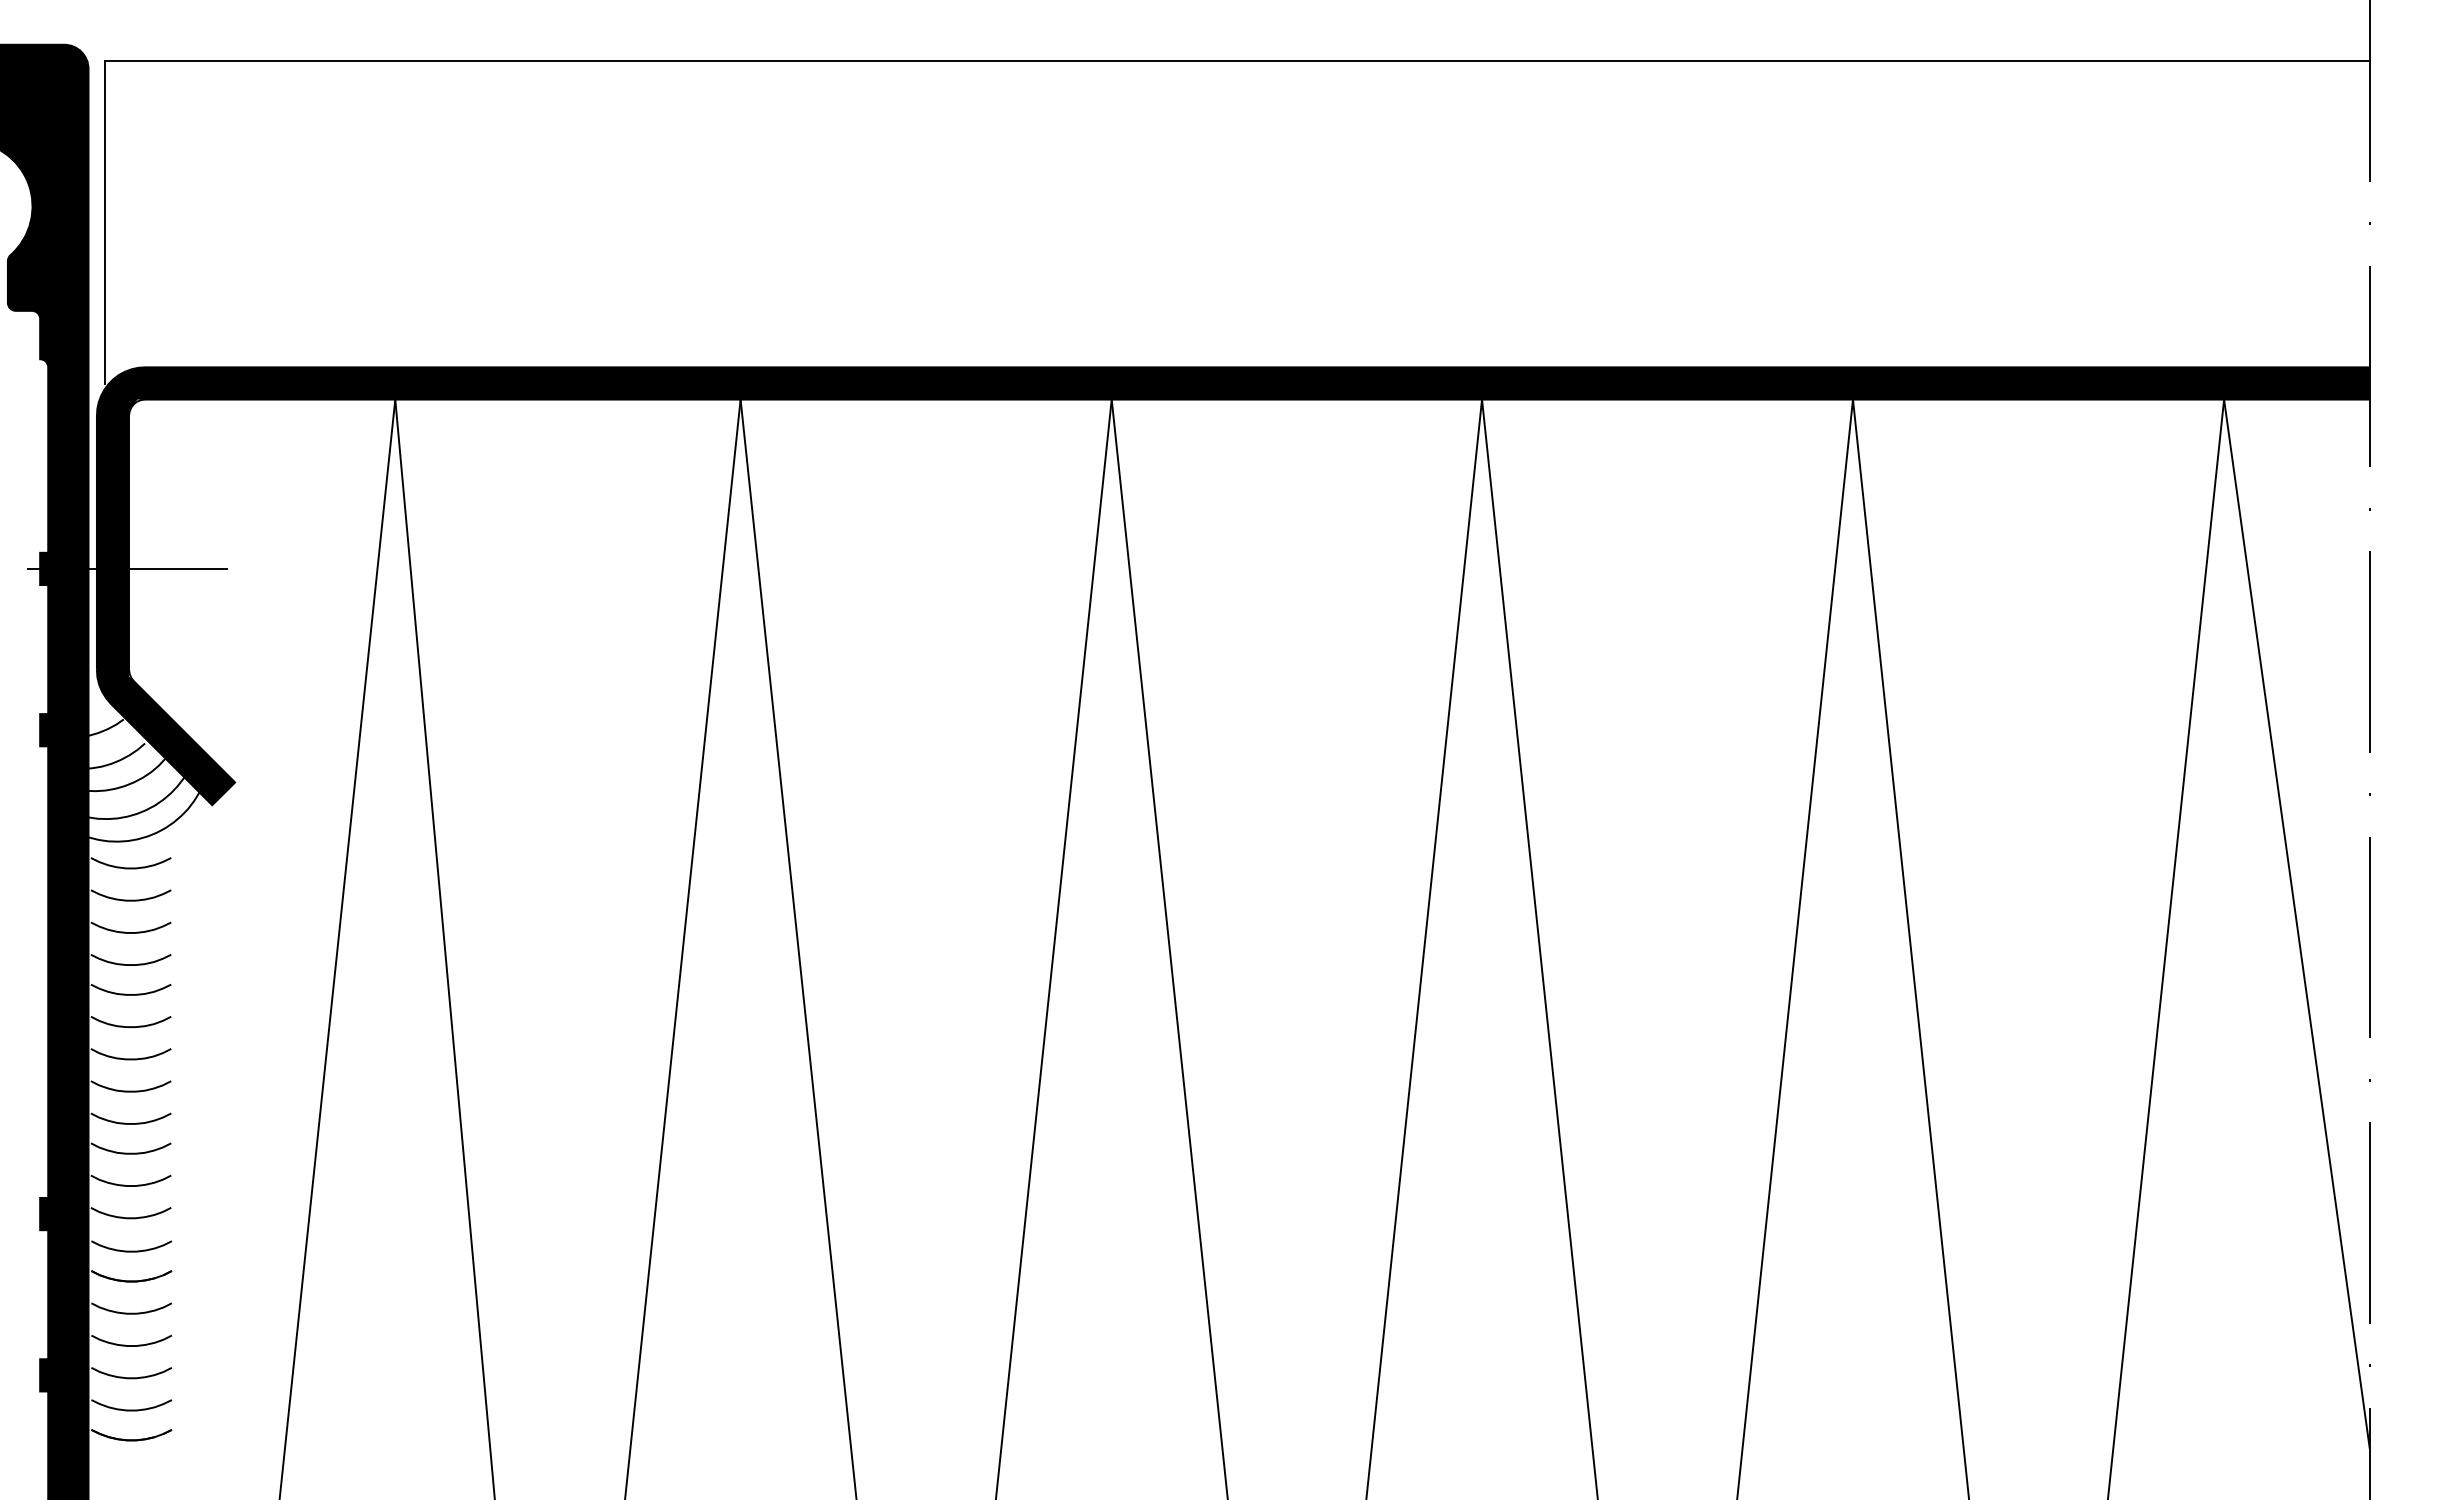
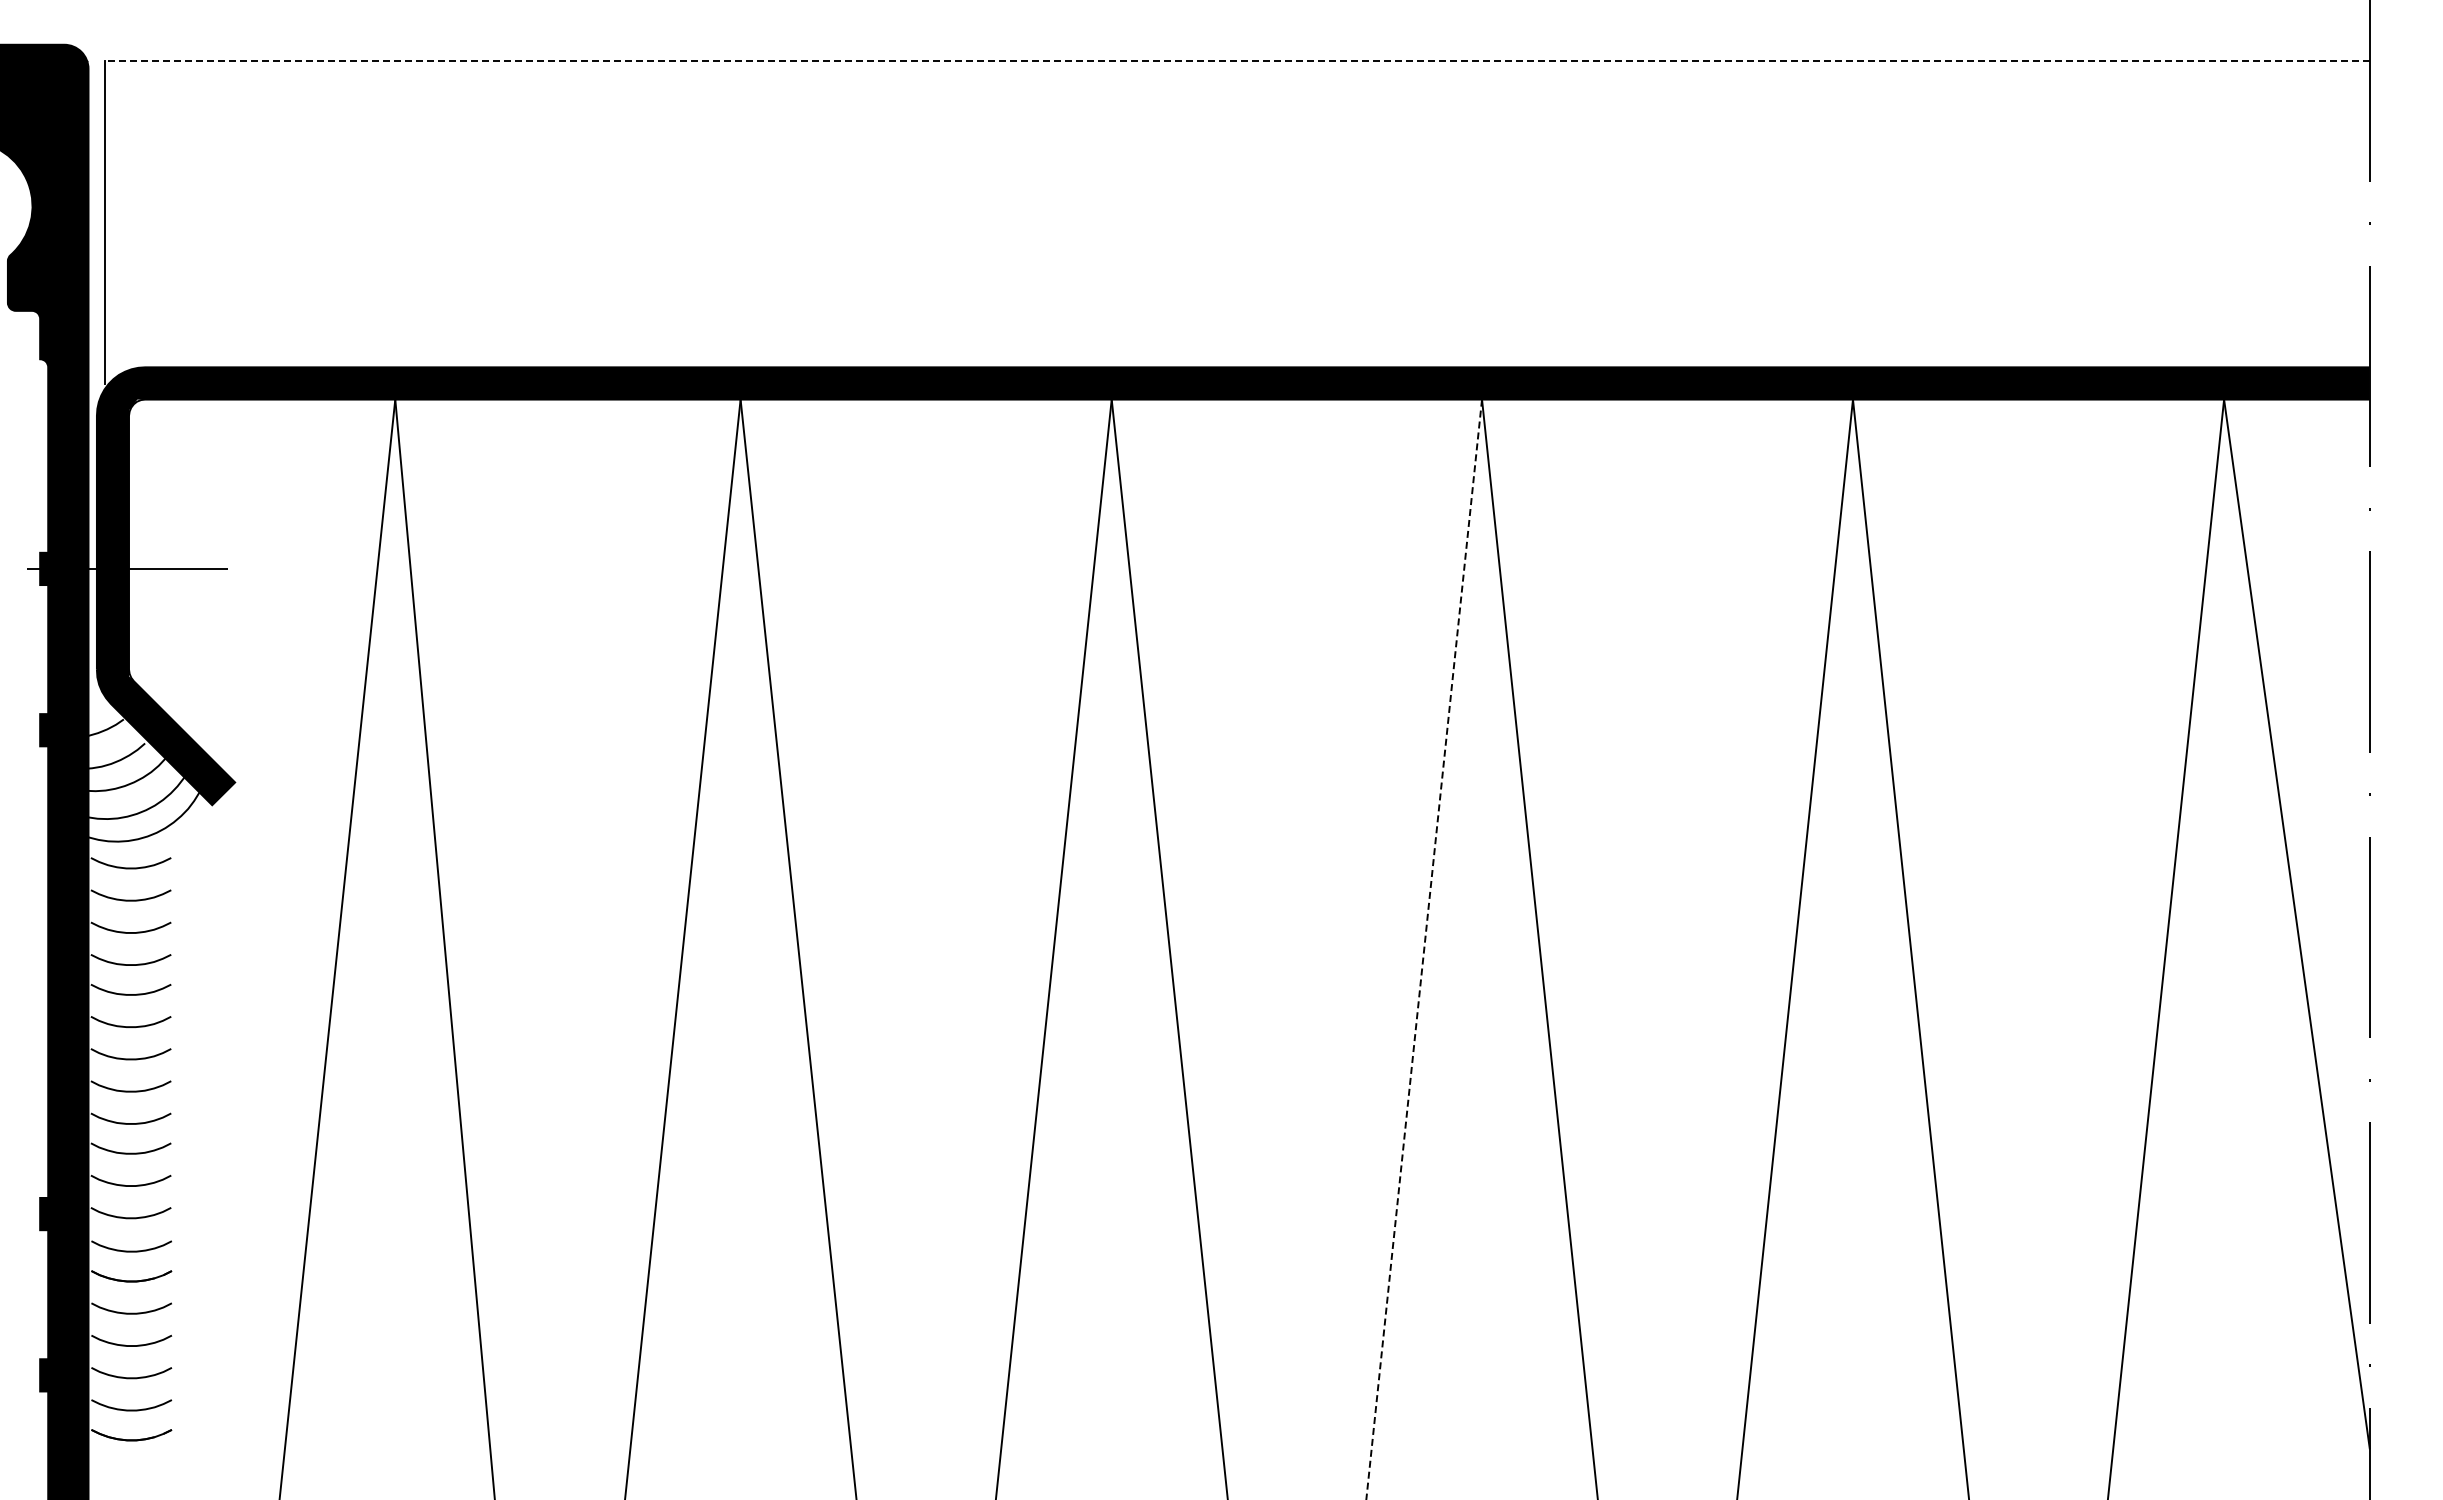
line: solid -> dashed (1237, 60)
line: solid -> dashed (1424, 949)
